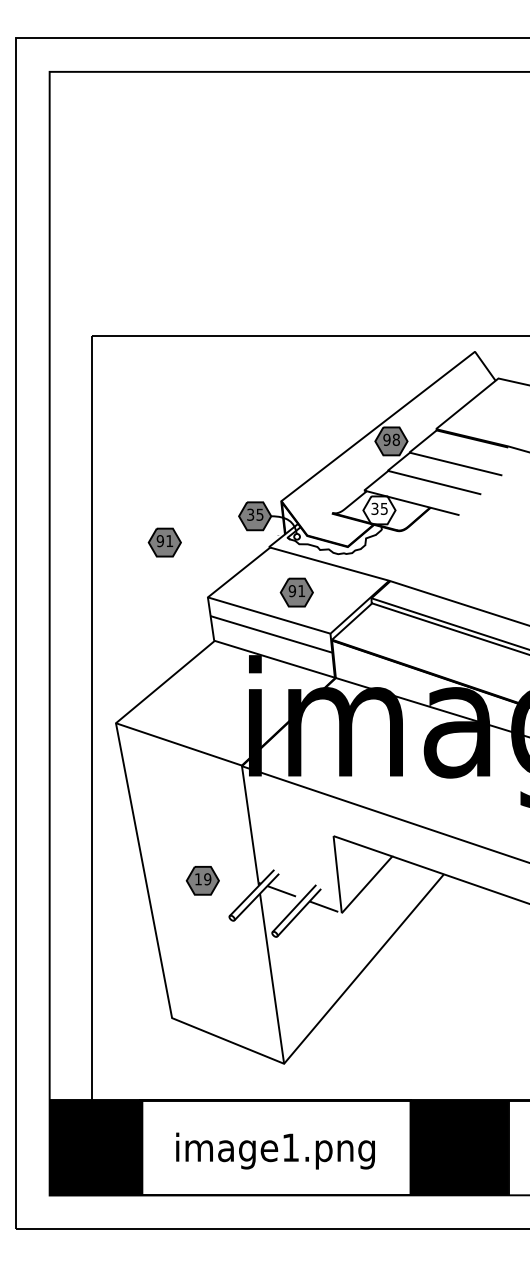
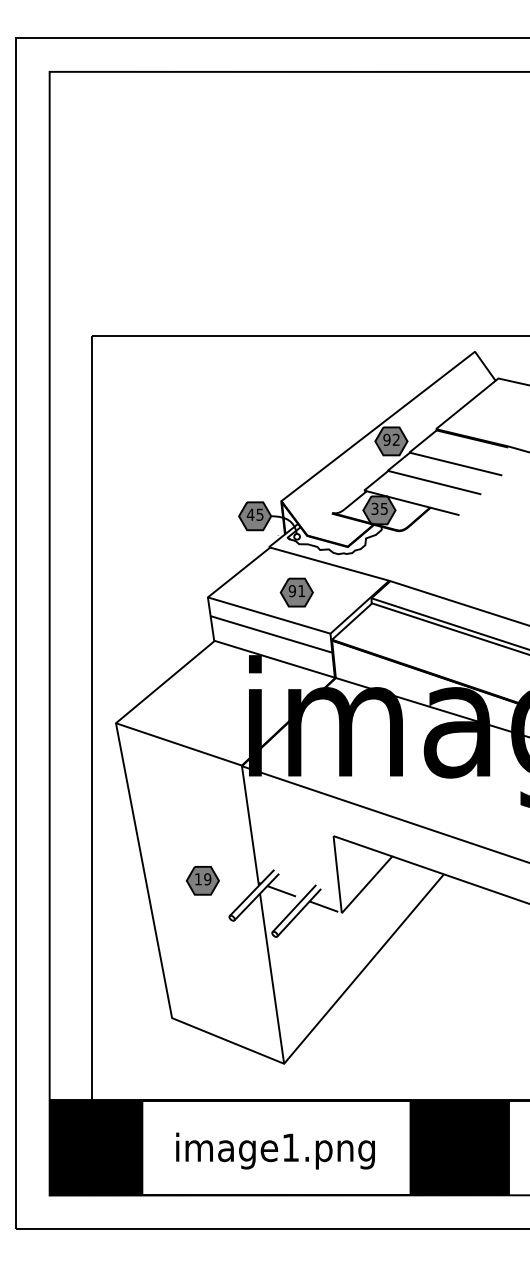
text: 98 -> 92 (395, 439)
fill: none -> present (379, 510)
text: 35 -> 45 (250, 514)
part: present -> none (164, 542)
